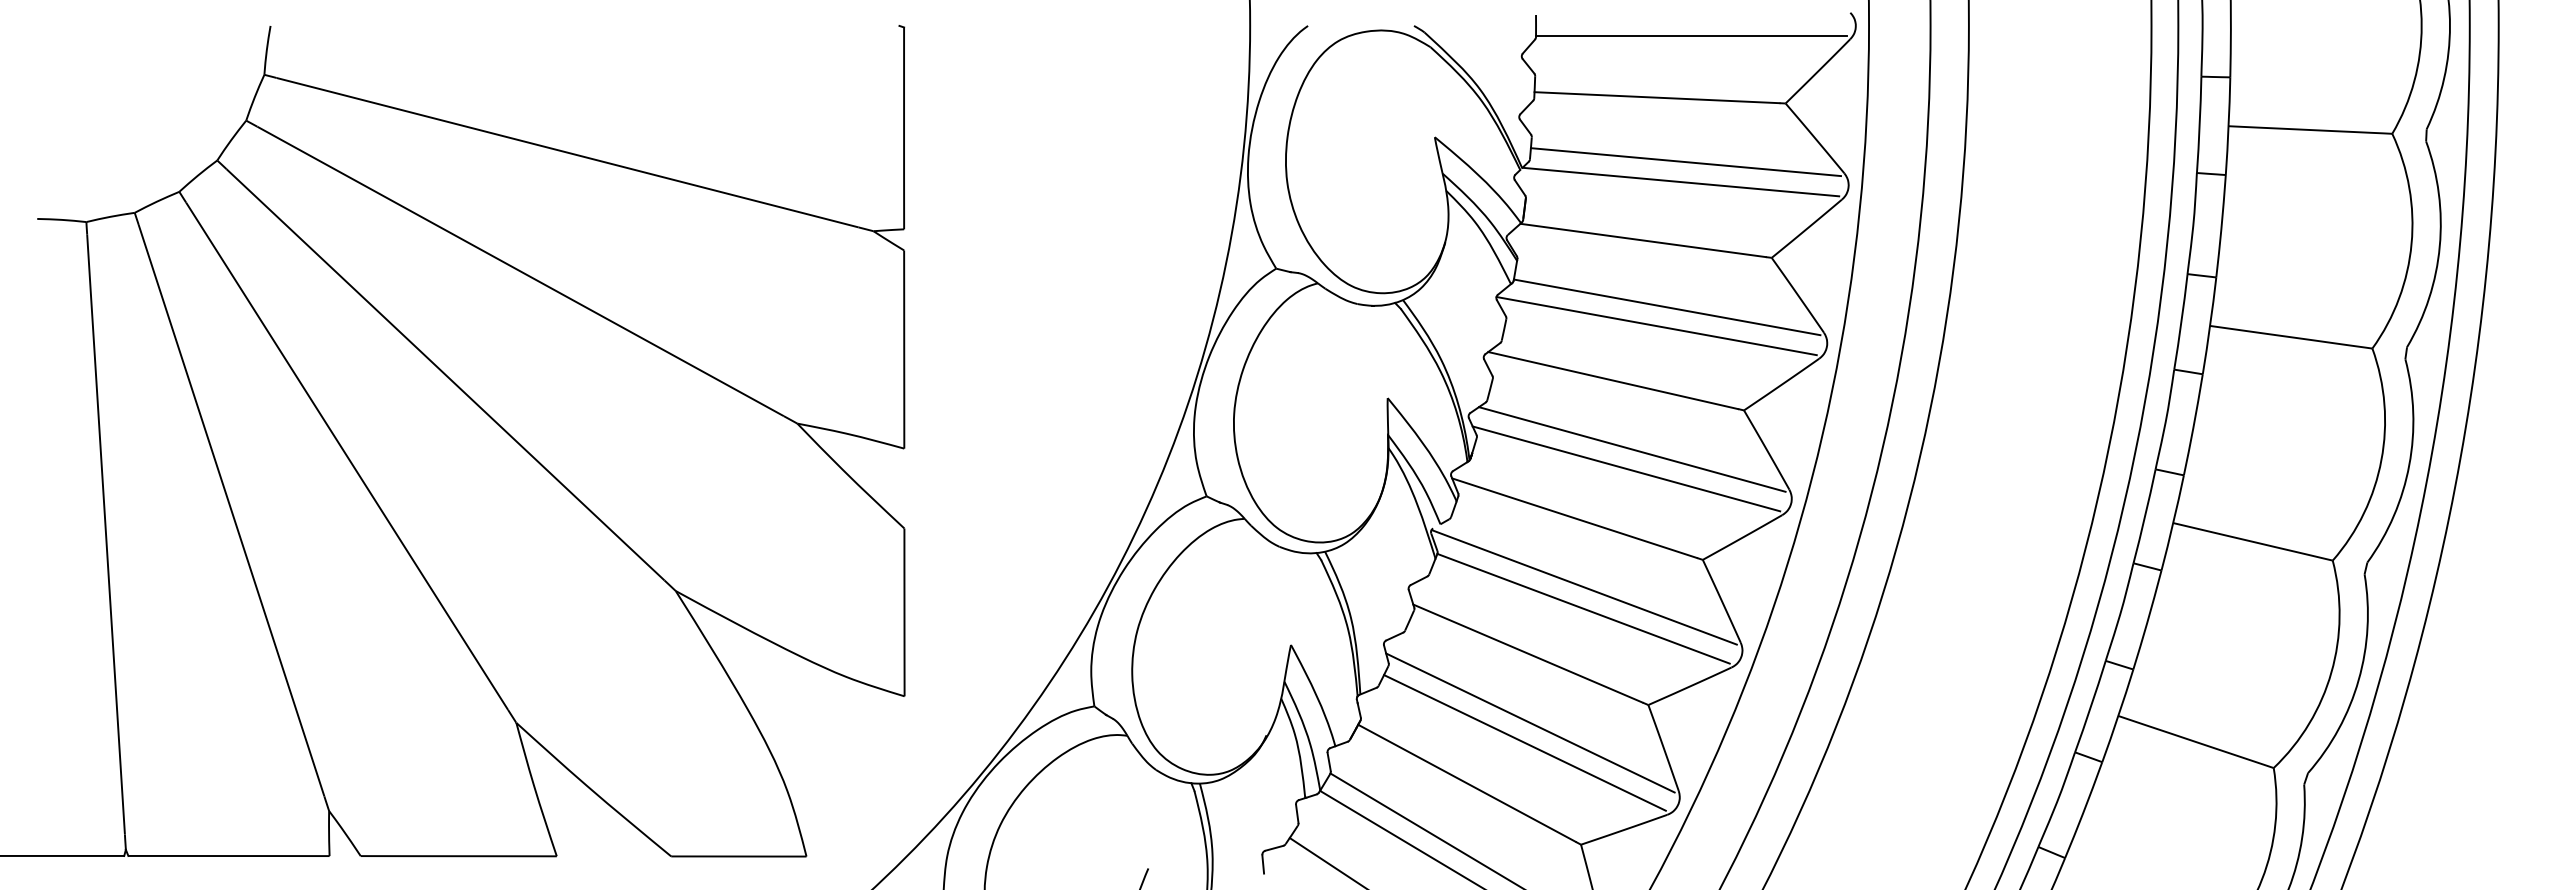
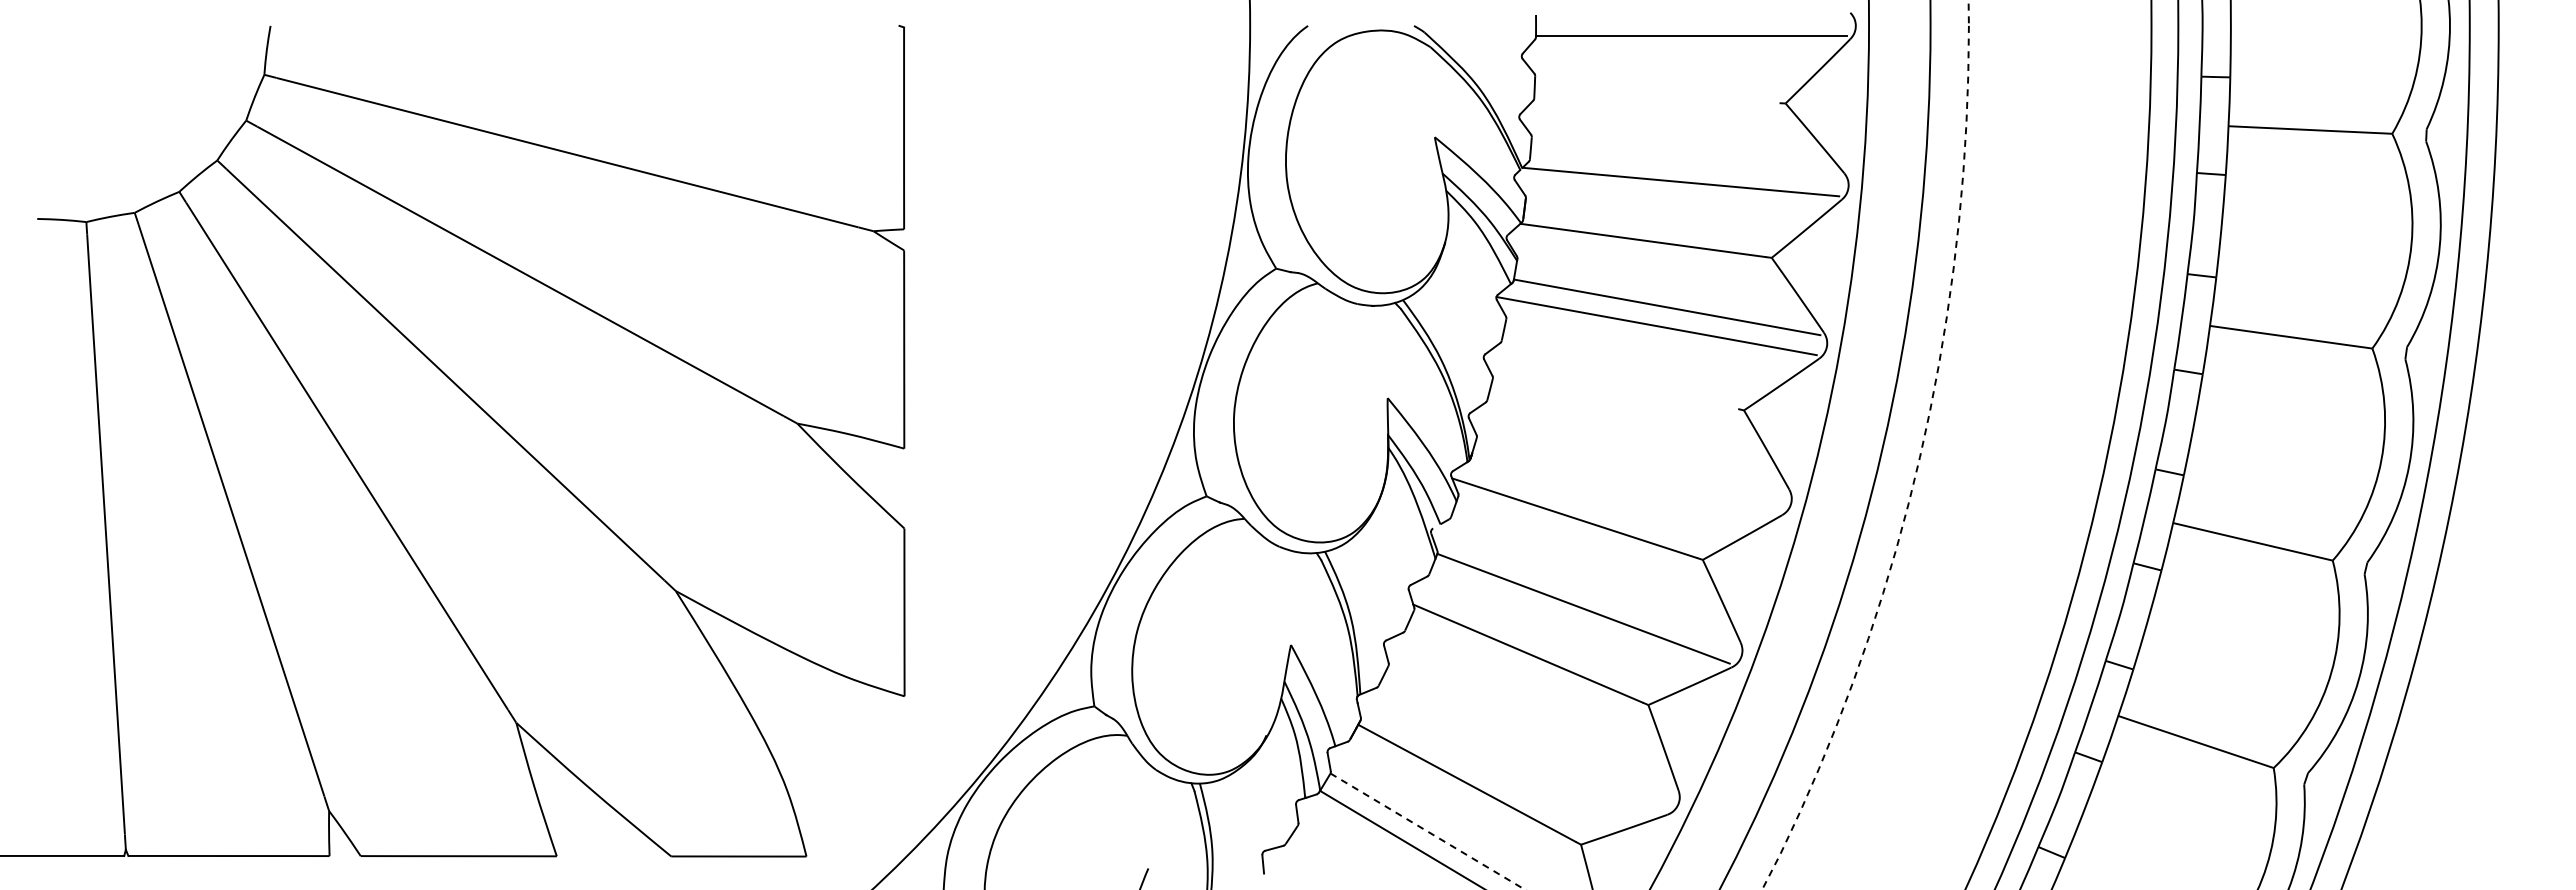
line: present -> none (1656, 97)
line: present -> none (1685, 162)
line: present -> none (1613, 380)
circle: solid -> dashed (1865, 444)
line: present -> none (1631, 449)
line: present -> none (1626, 468)
line: present -> none (1583, 587)
line: present -> none (1530, 722)
line: present -> none (1524, 742)
line: solid -> dashed (1428, 831)
line: present -> none (1326, 862)
